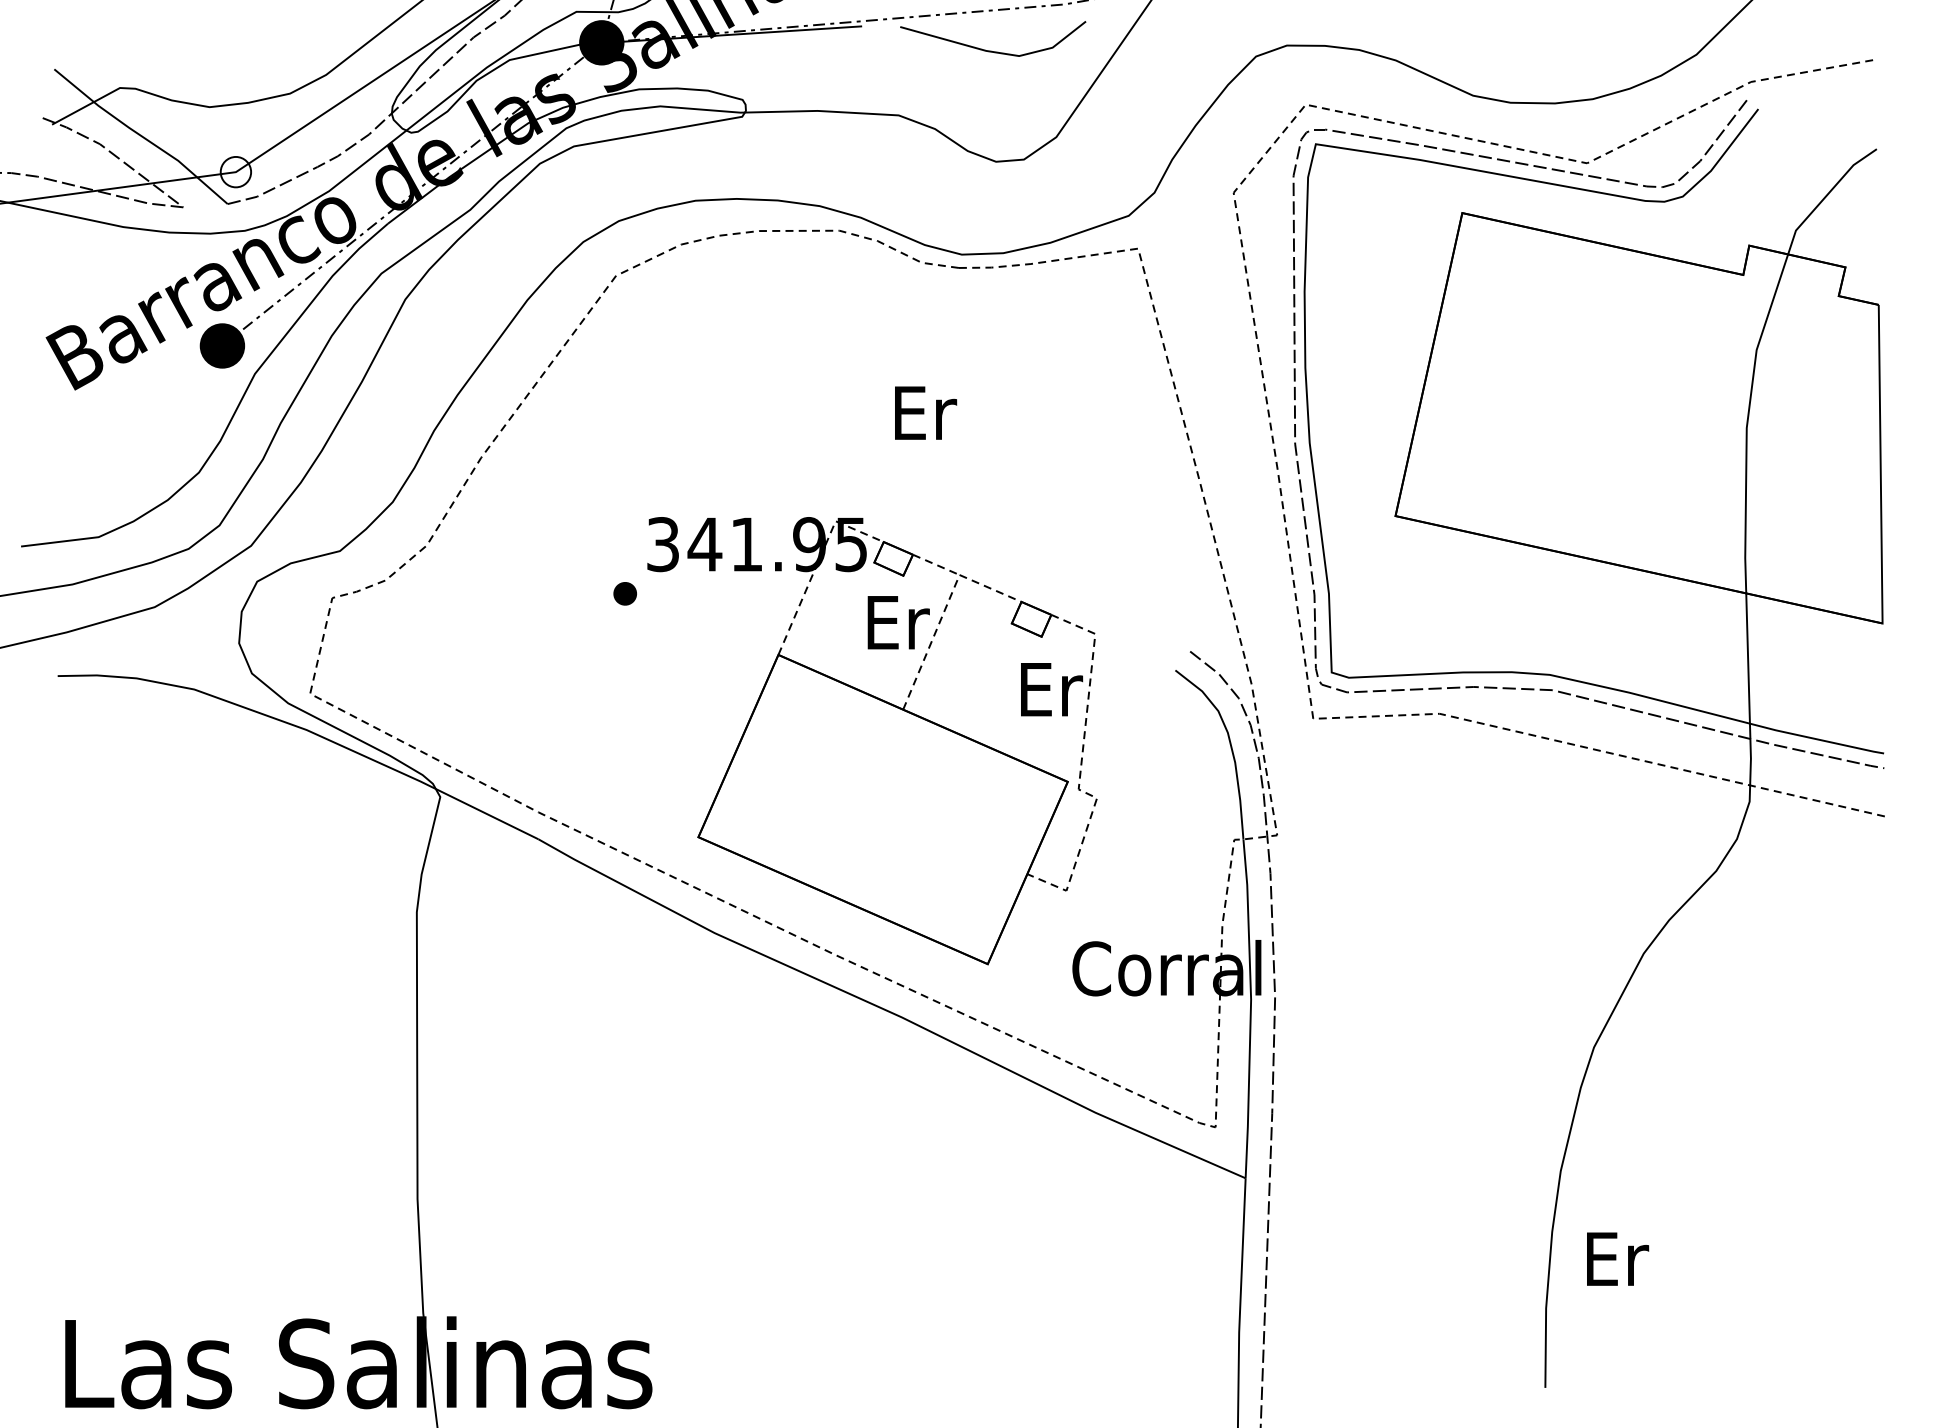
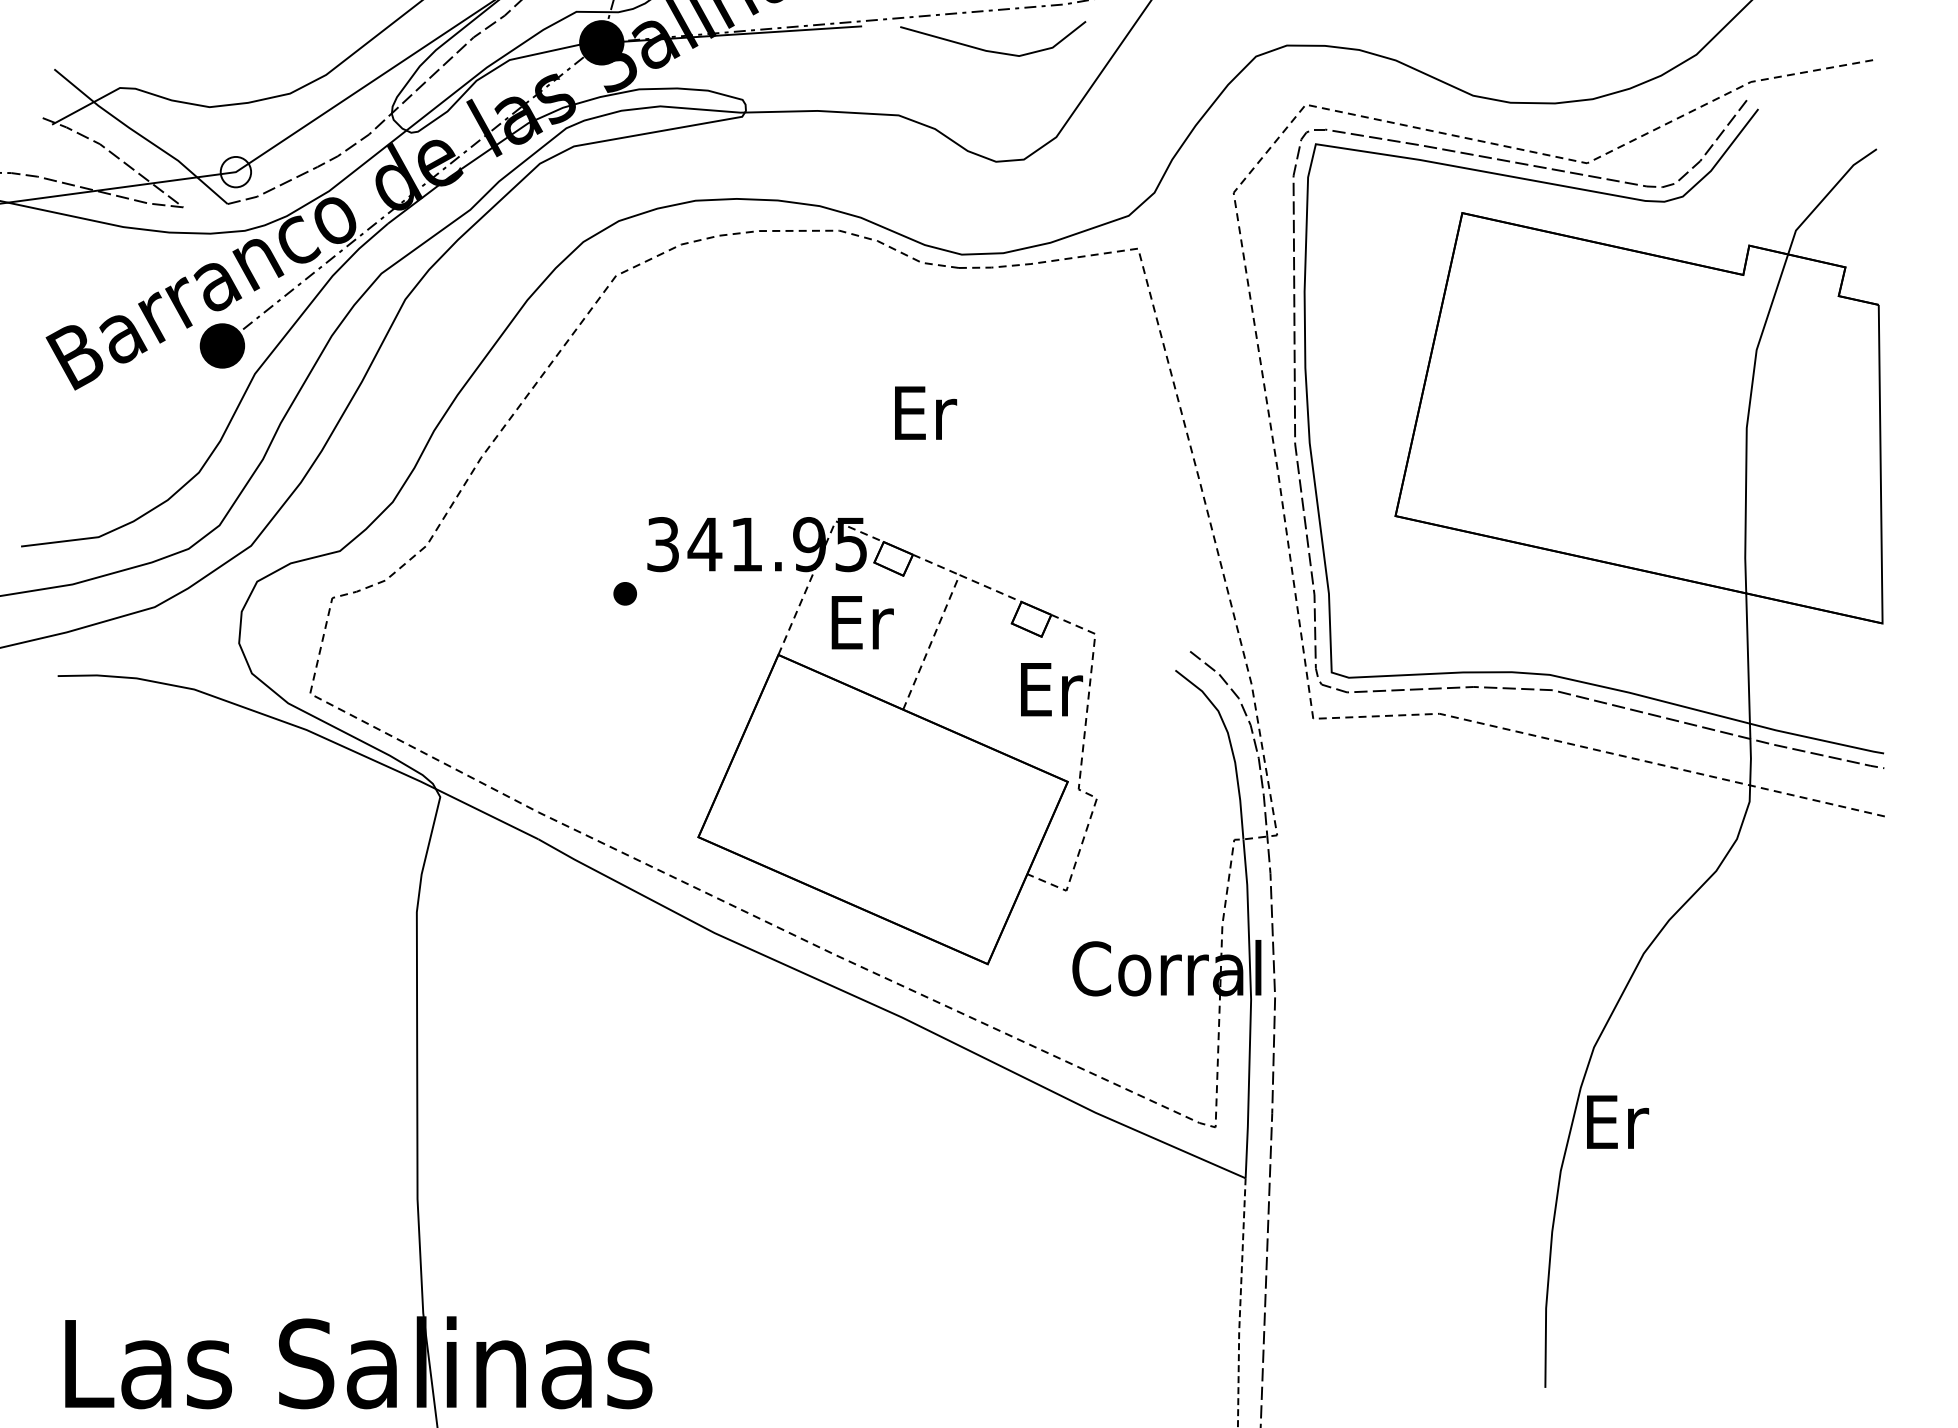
text position: (898, 622) -> (862, 622) (862, 622)
text position: (1618, 1258) -> (1618, 1121) (1618, 1121)
line: solid -> dashed (1240, 1303)
